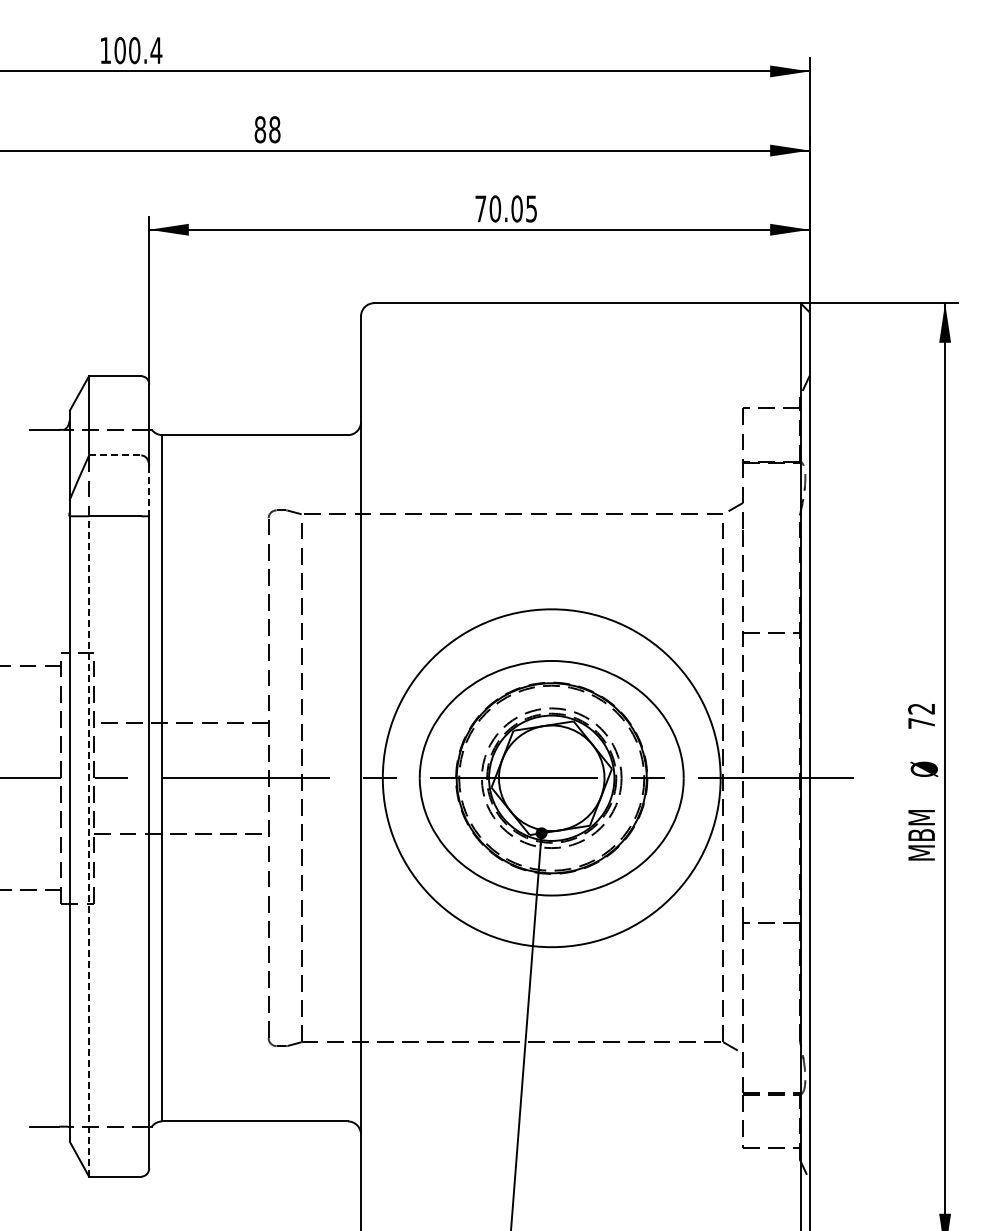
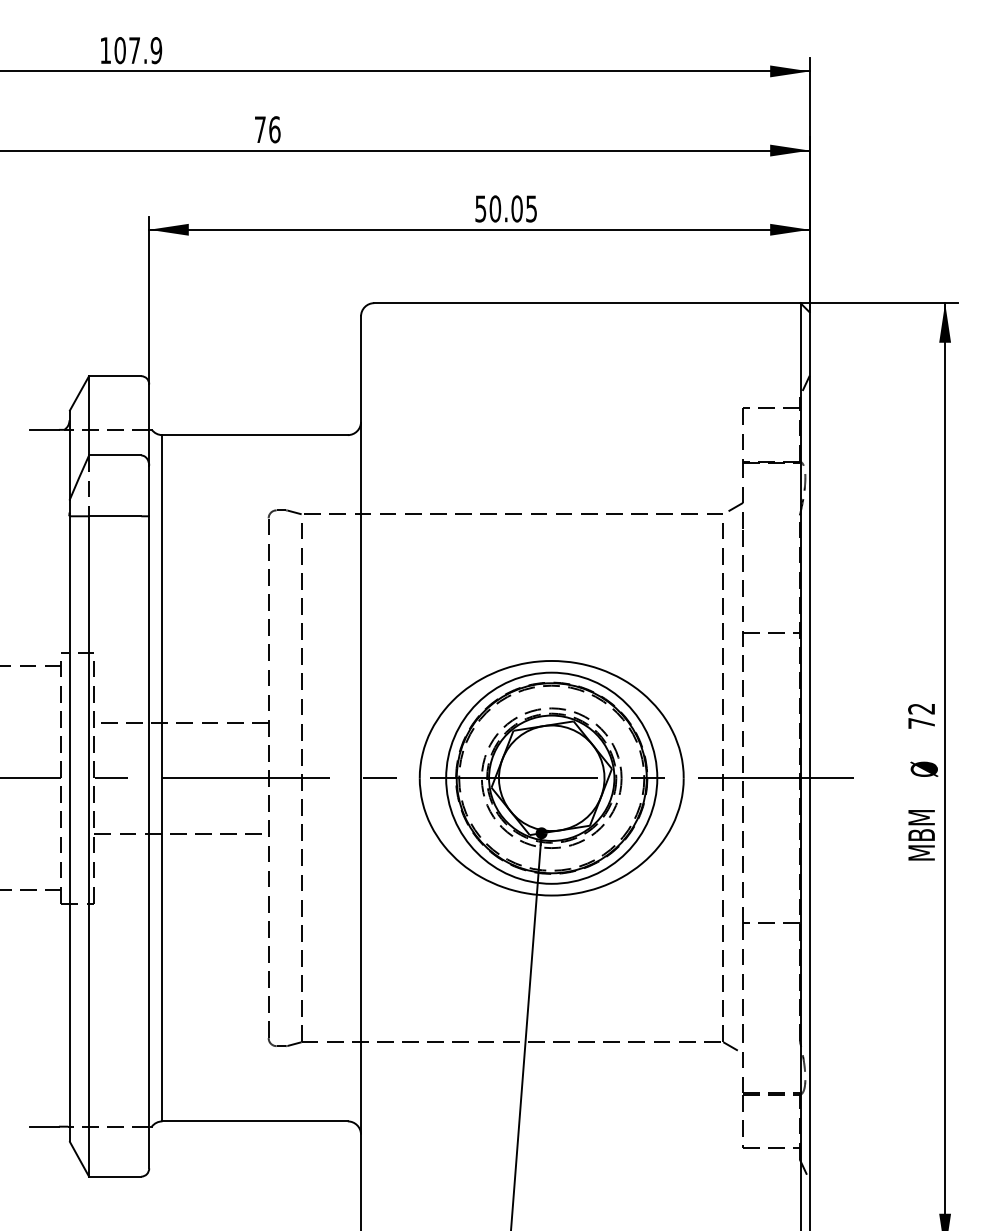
text: 100.4 -> 107.9 (145, 50)
text: 88 -> 76 (267, 129)
text: 70.05 -> 50.05 (480, 208)
line: dashed -> solid (115, 455)
line: dashed -> solid (149, 491)
circle diameter: 338 px -> 211 px (551, 777)
line: dashed -> solid (89, 845)
